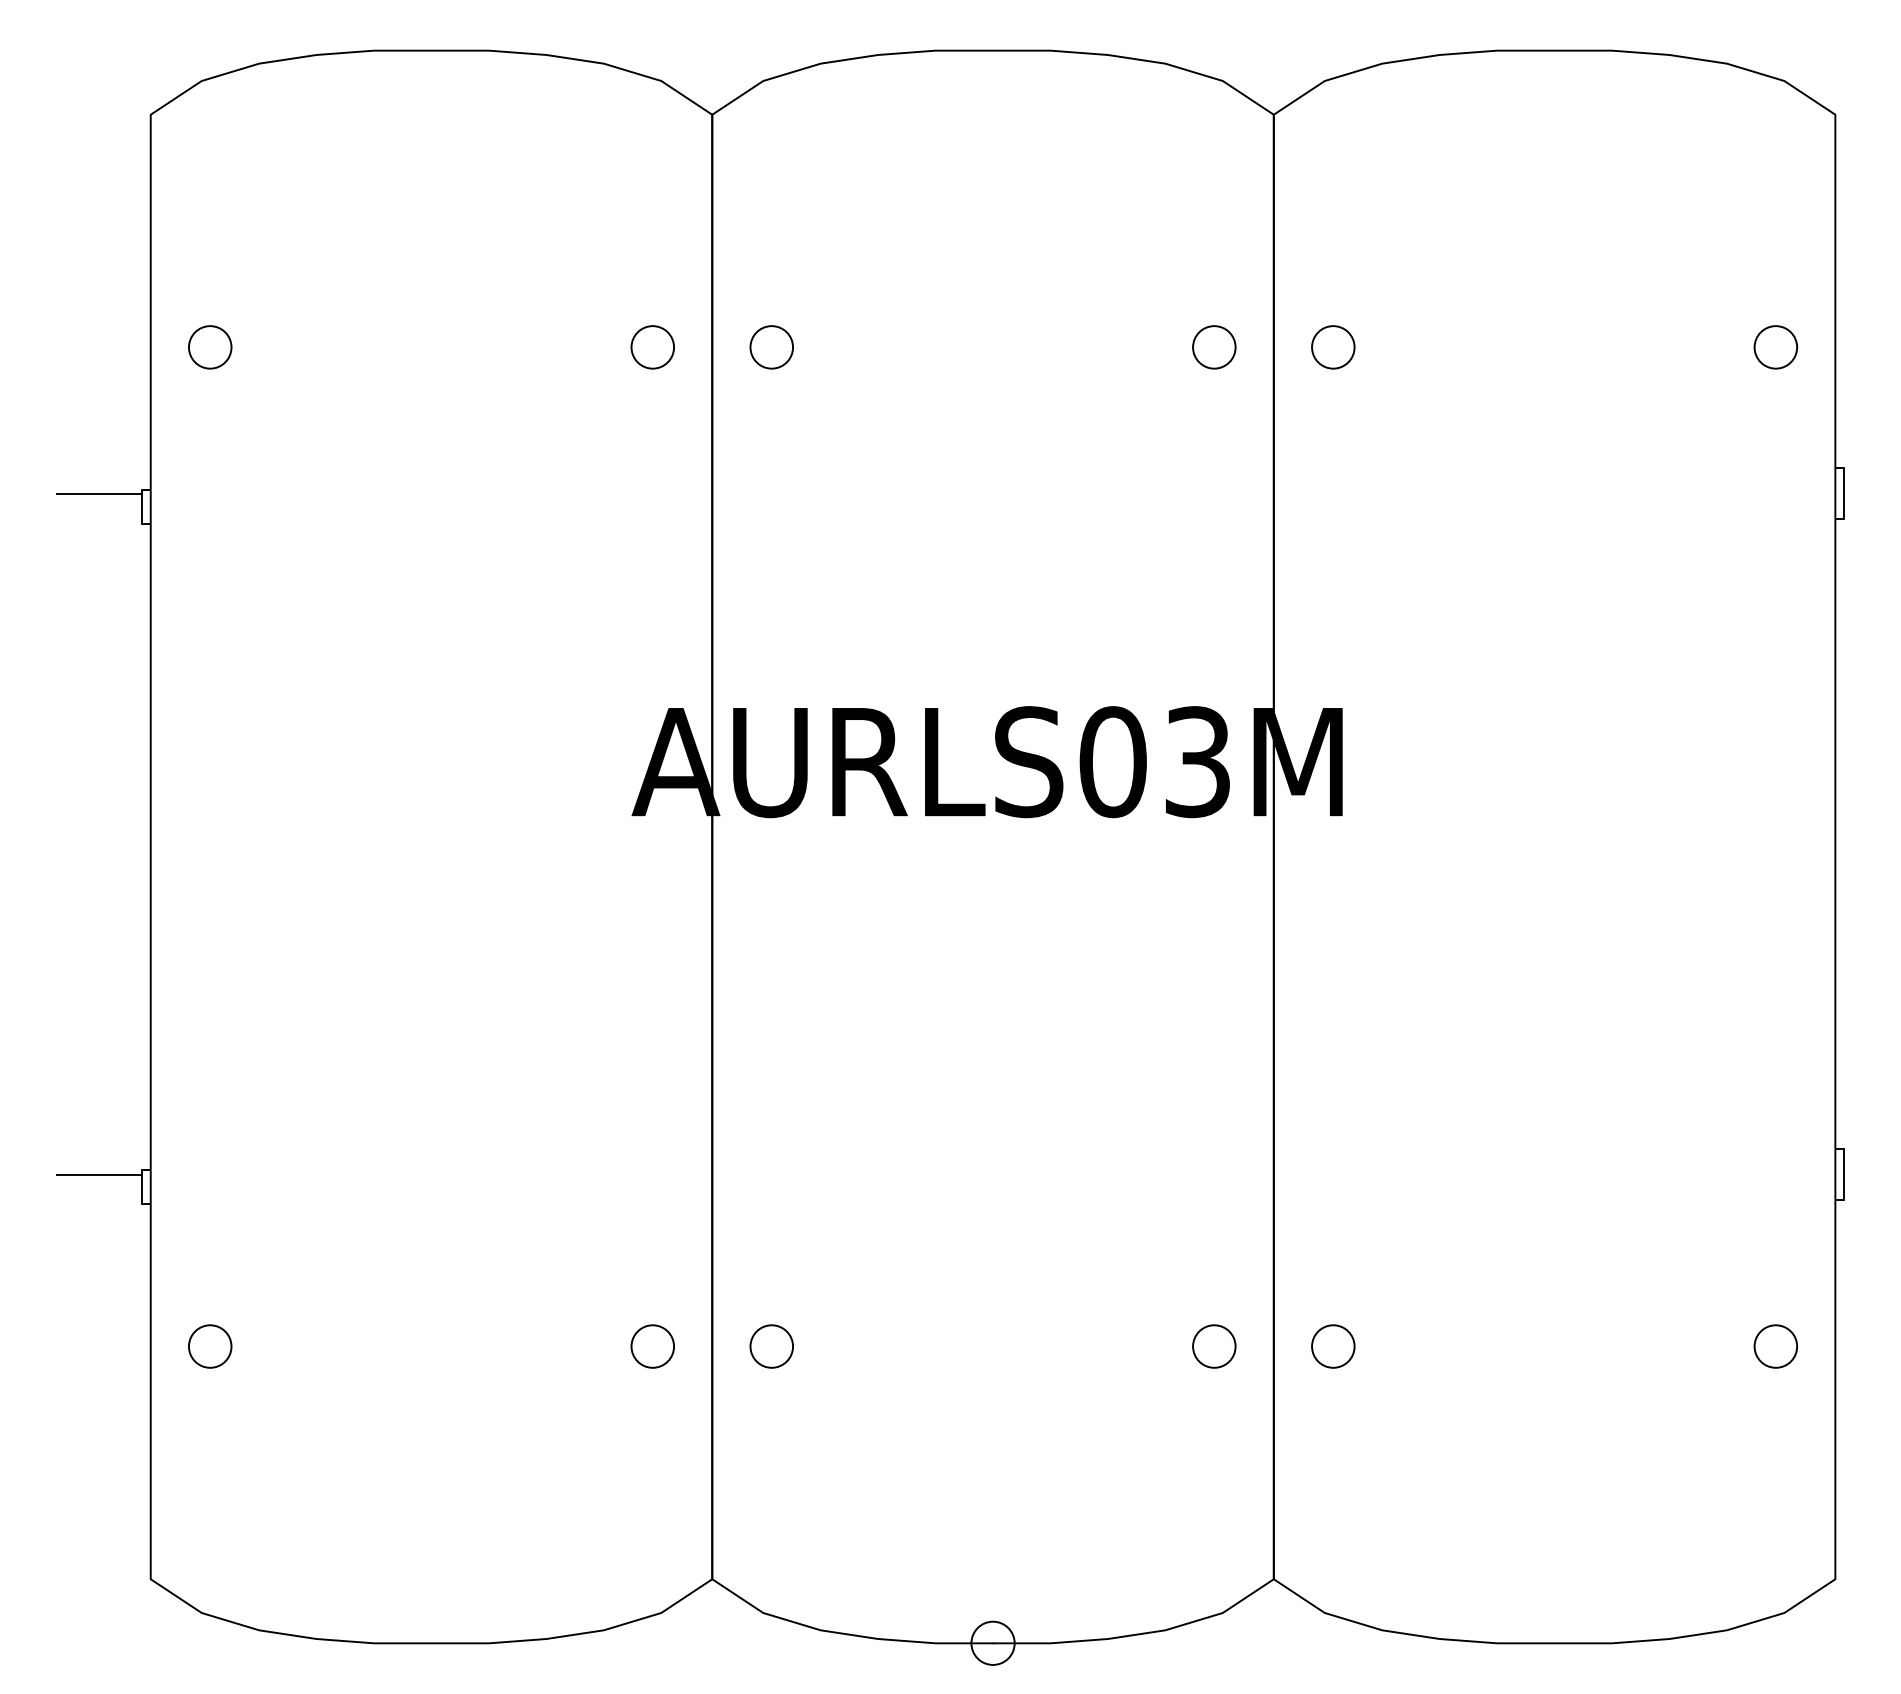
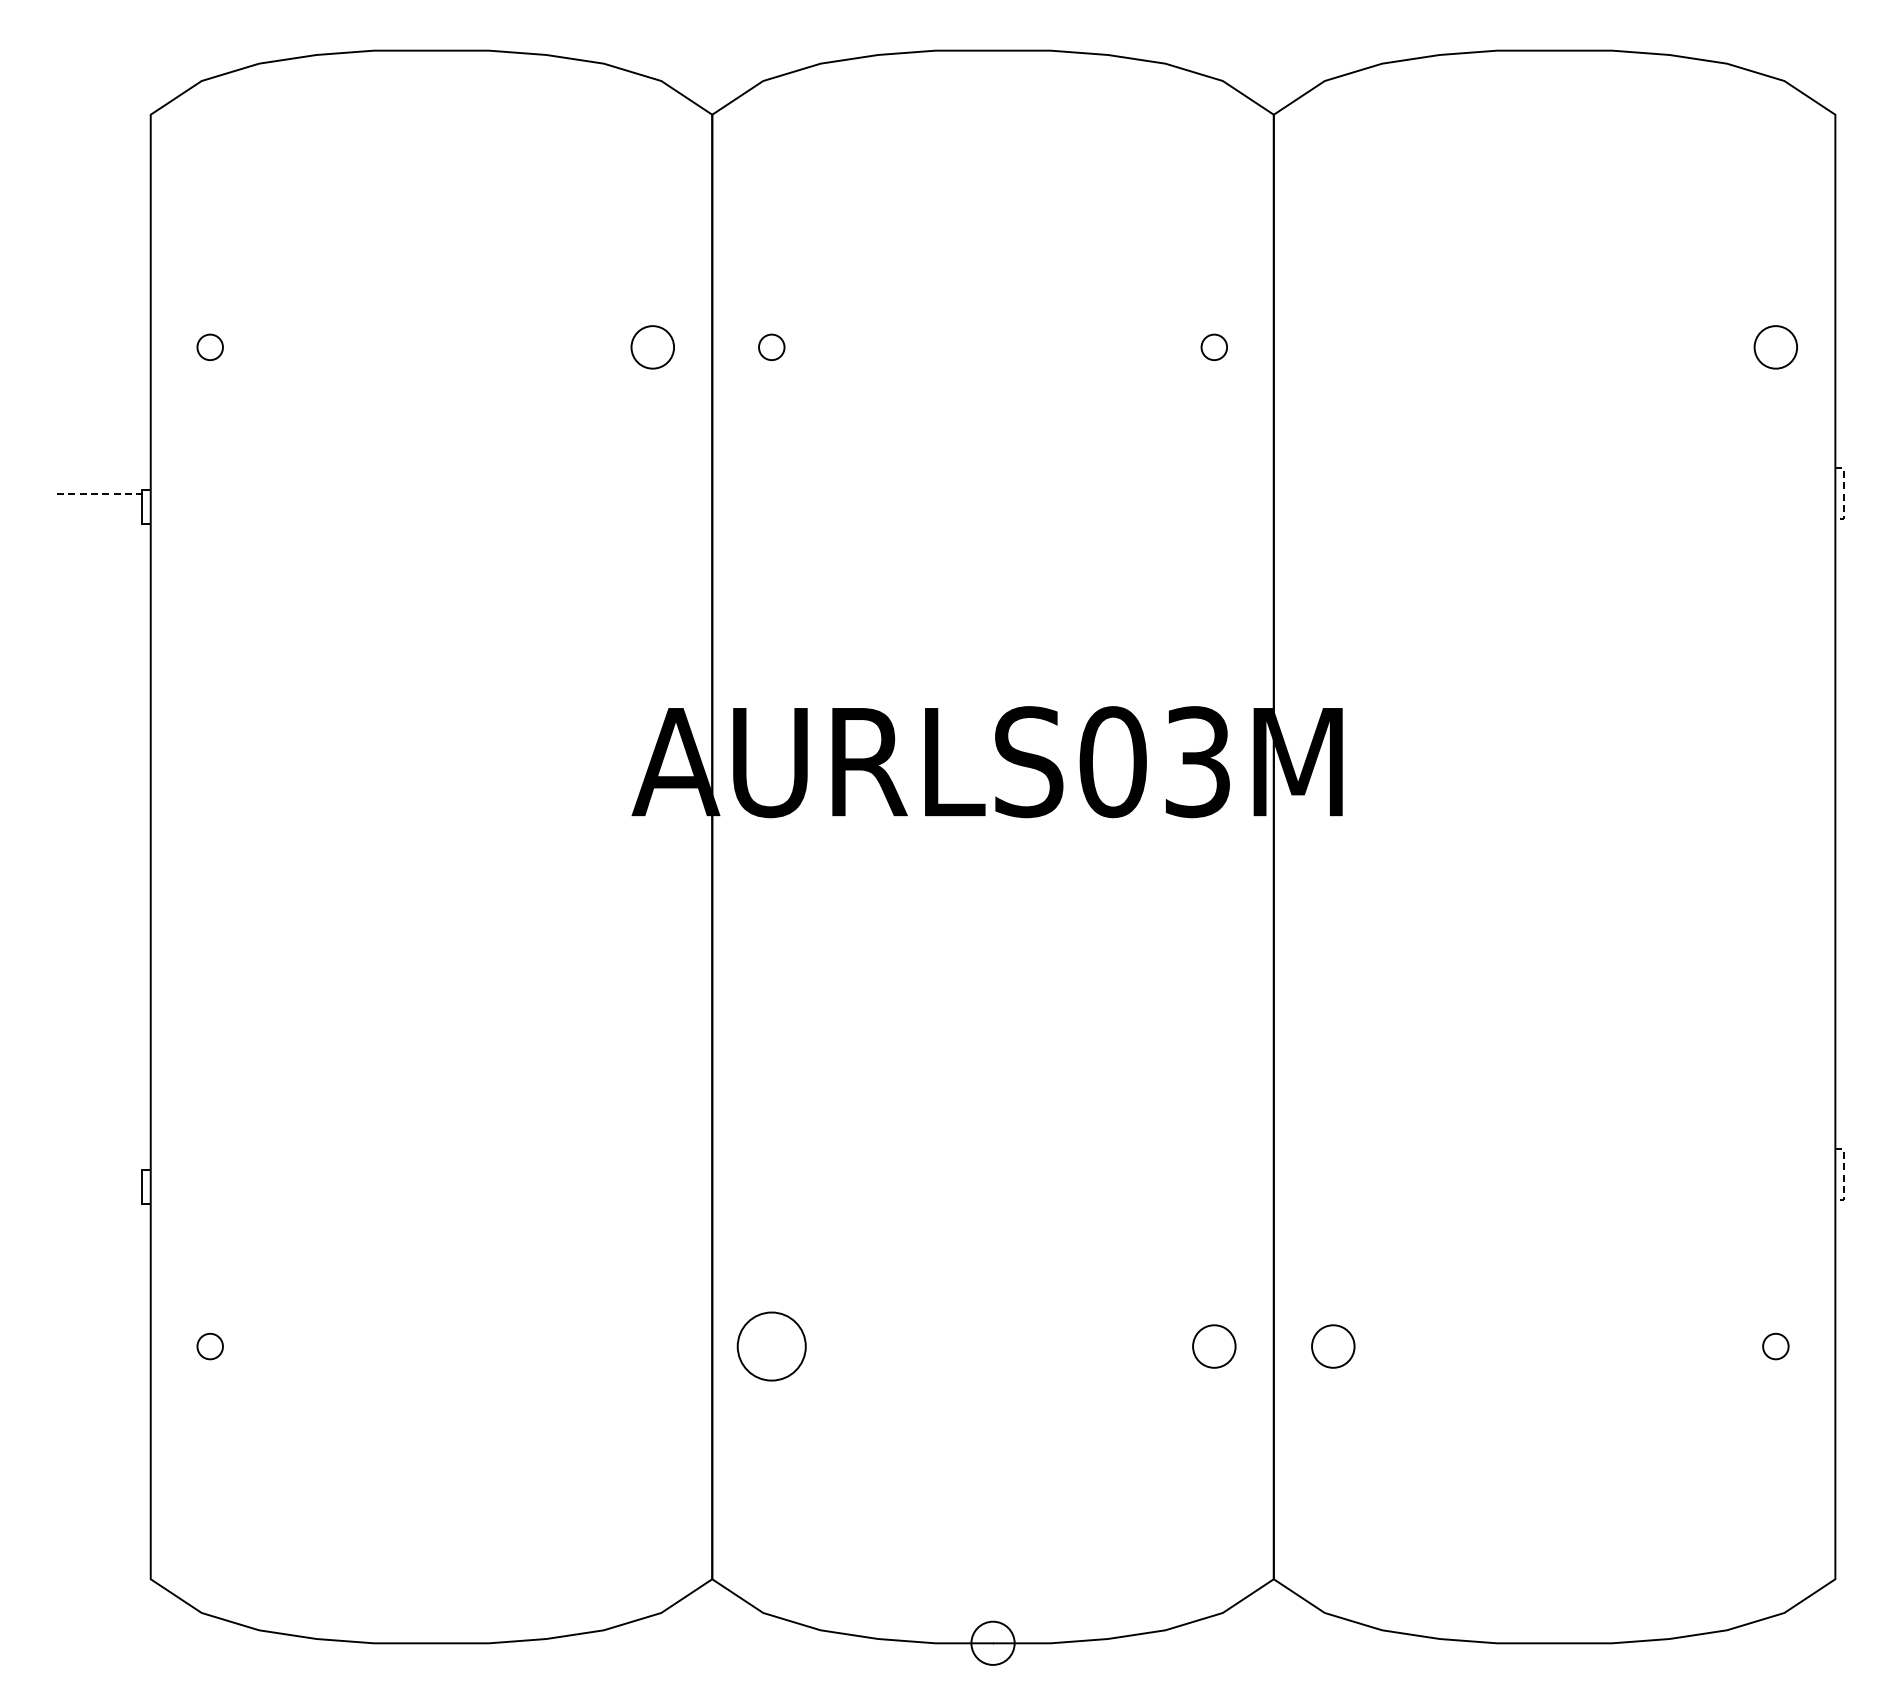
circle diameter: 43 px -> 26 px (210, 347)
circle diameter: 43 px -> 26 px (771, 347)
circle diameter: 43 px -> 26 px (1214, 347)
circle: present -> none (1333, 347)
line: solid -> dashed (99, 493)
line: solid -> dashed (1843, 493)
line: present -> none (99, 1174)
line: solid -> dashed (1843, 1174)
circle diameter: 43 px -> 26 px (210, 1346)
circle: present -> none (652, 1346)
circle diameter: 43 px -> 68 px (771, 1346)
circle diameter: 43 px -> 26 px (1775, 1346)
